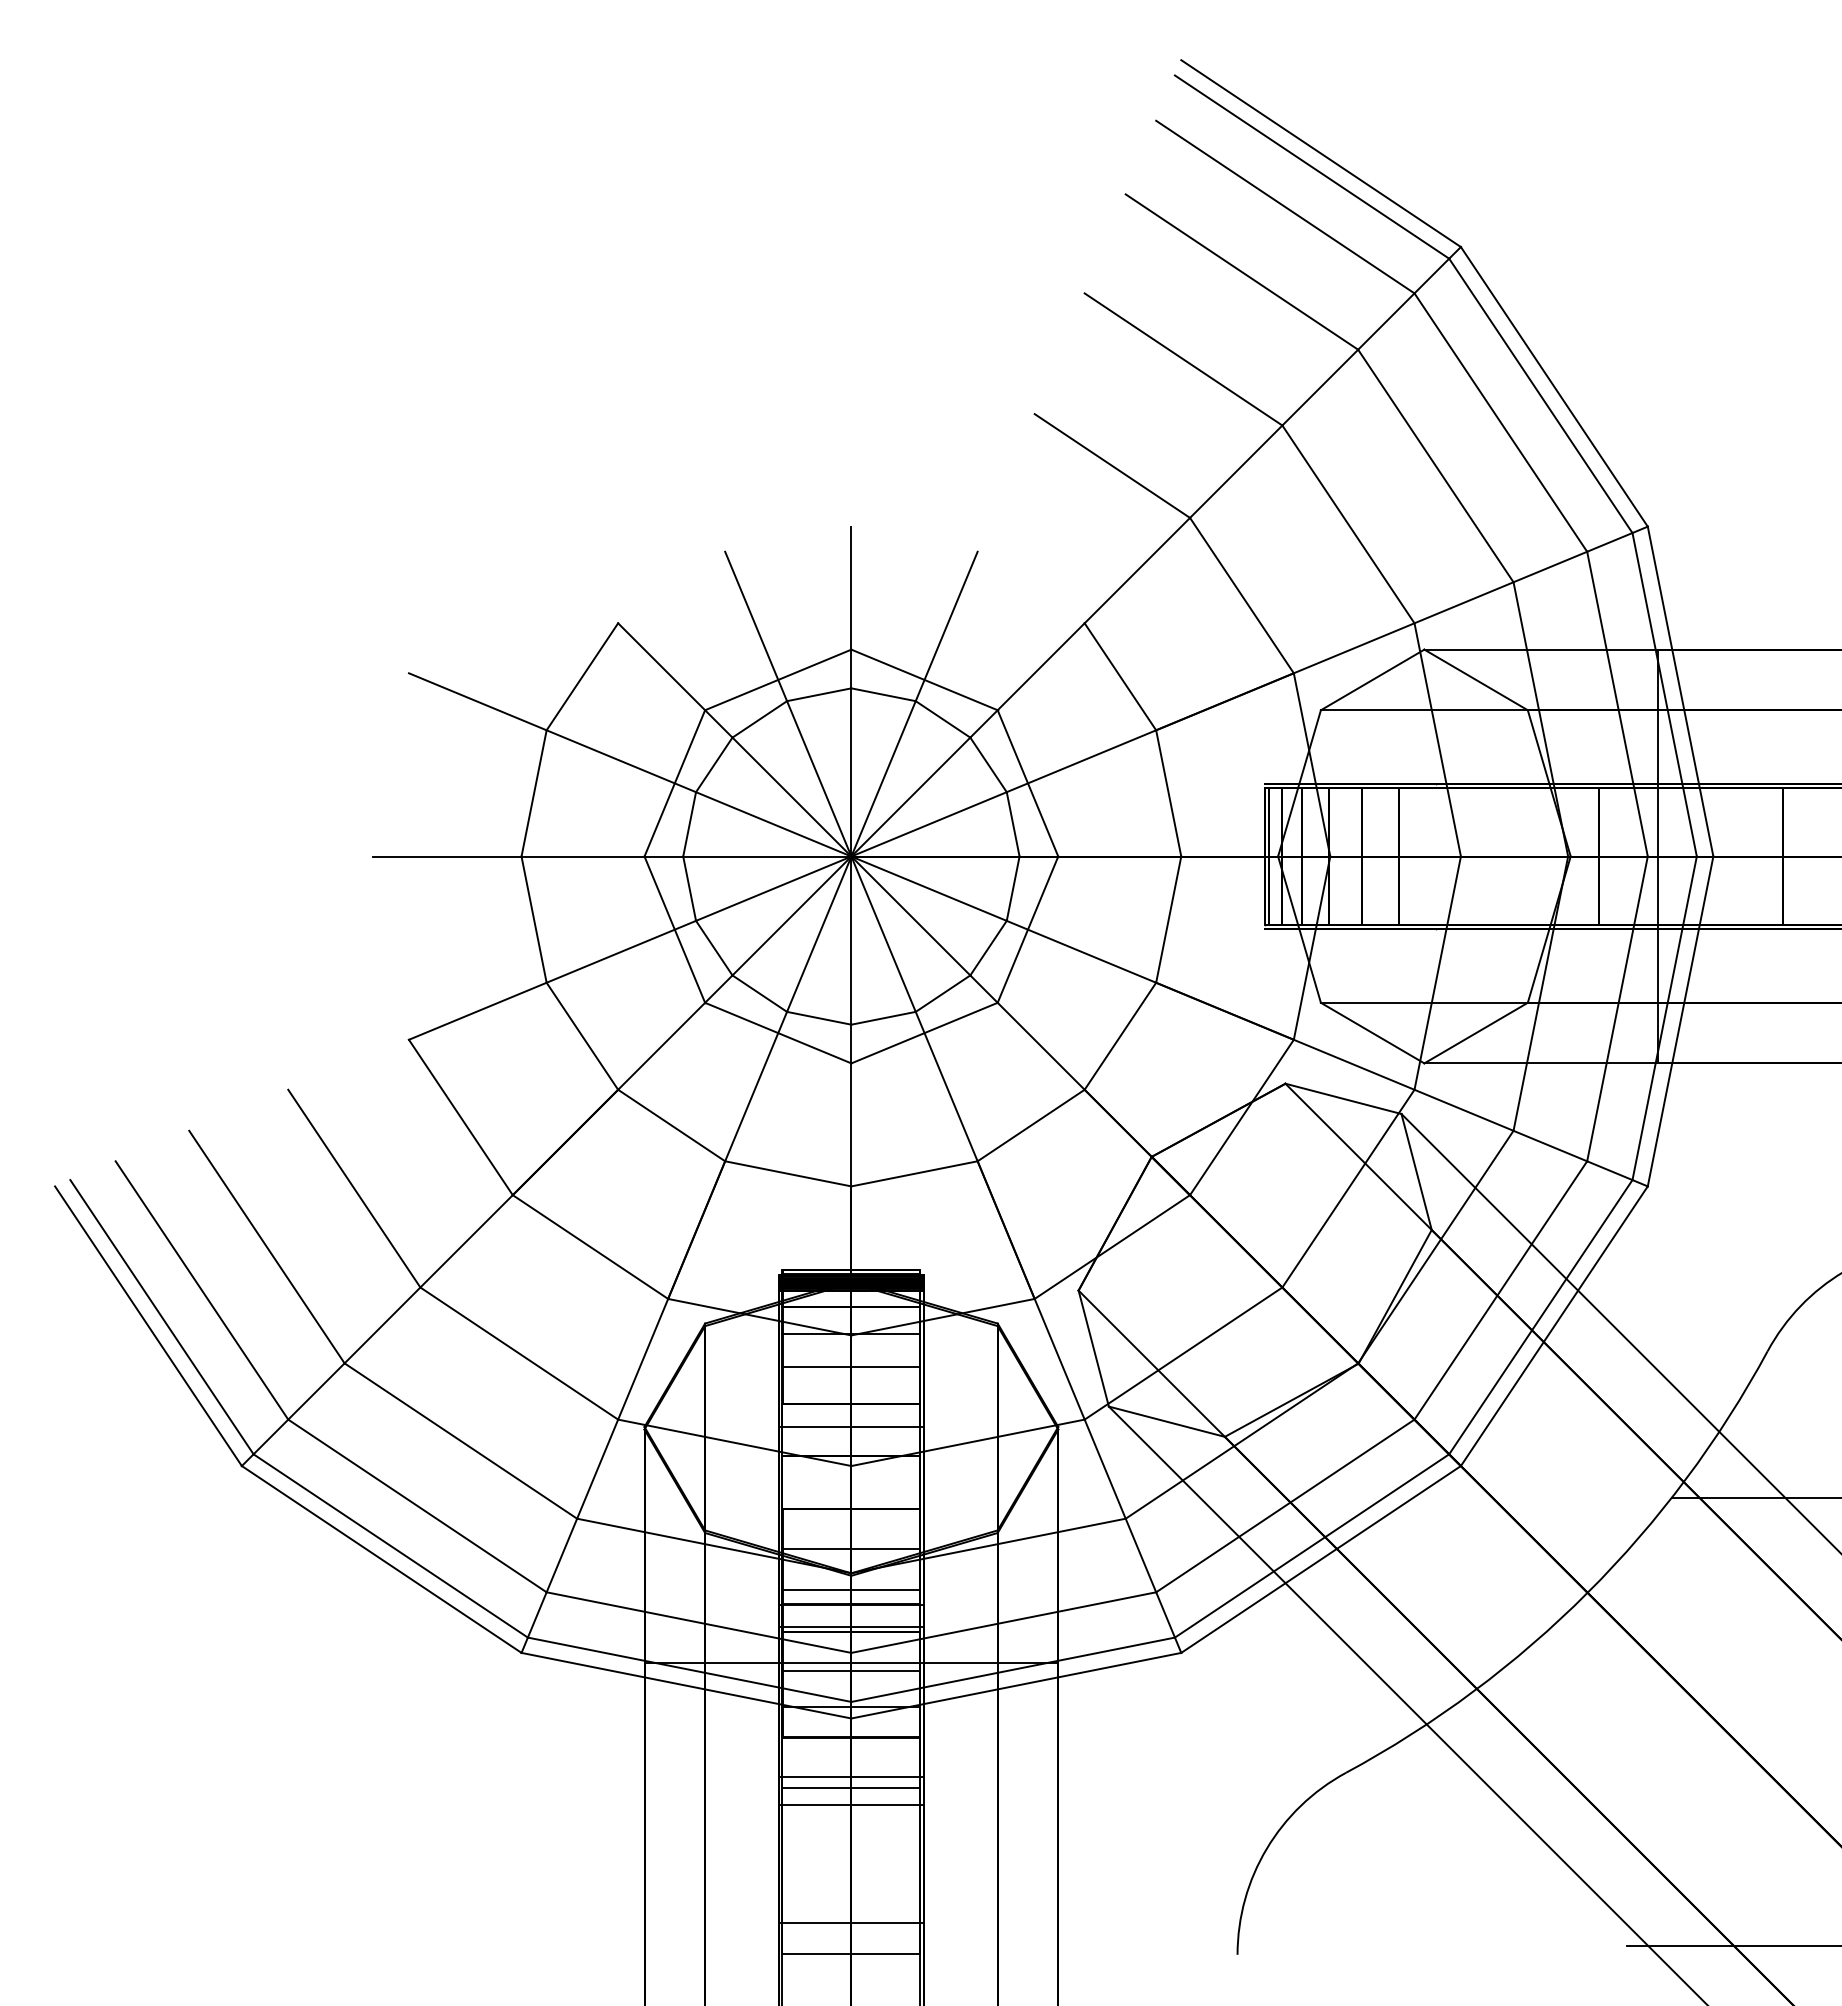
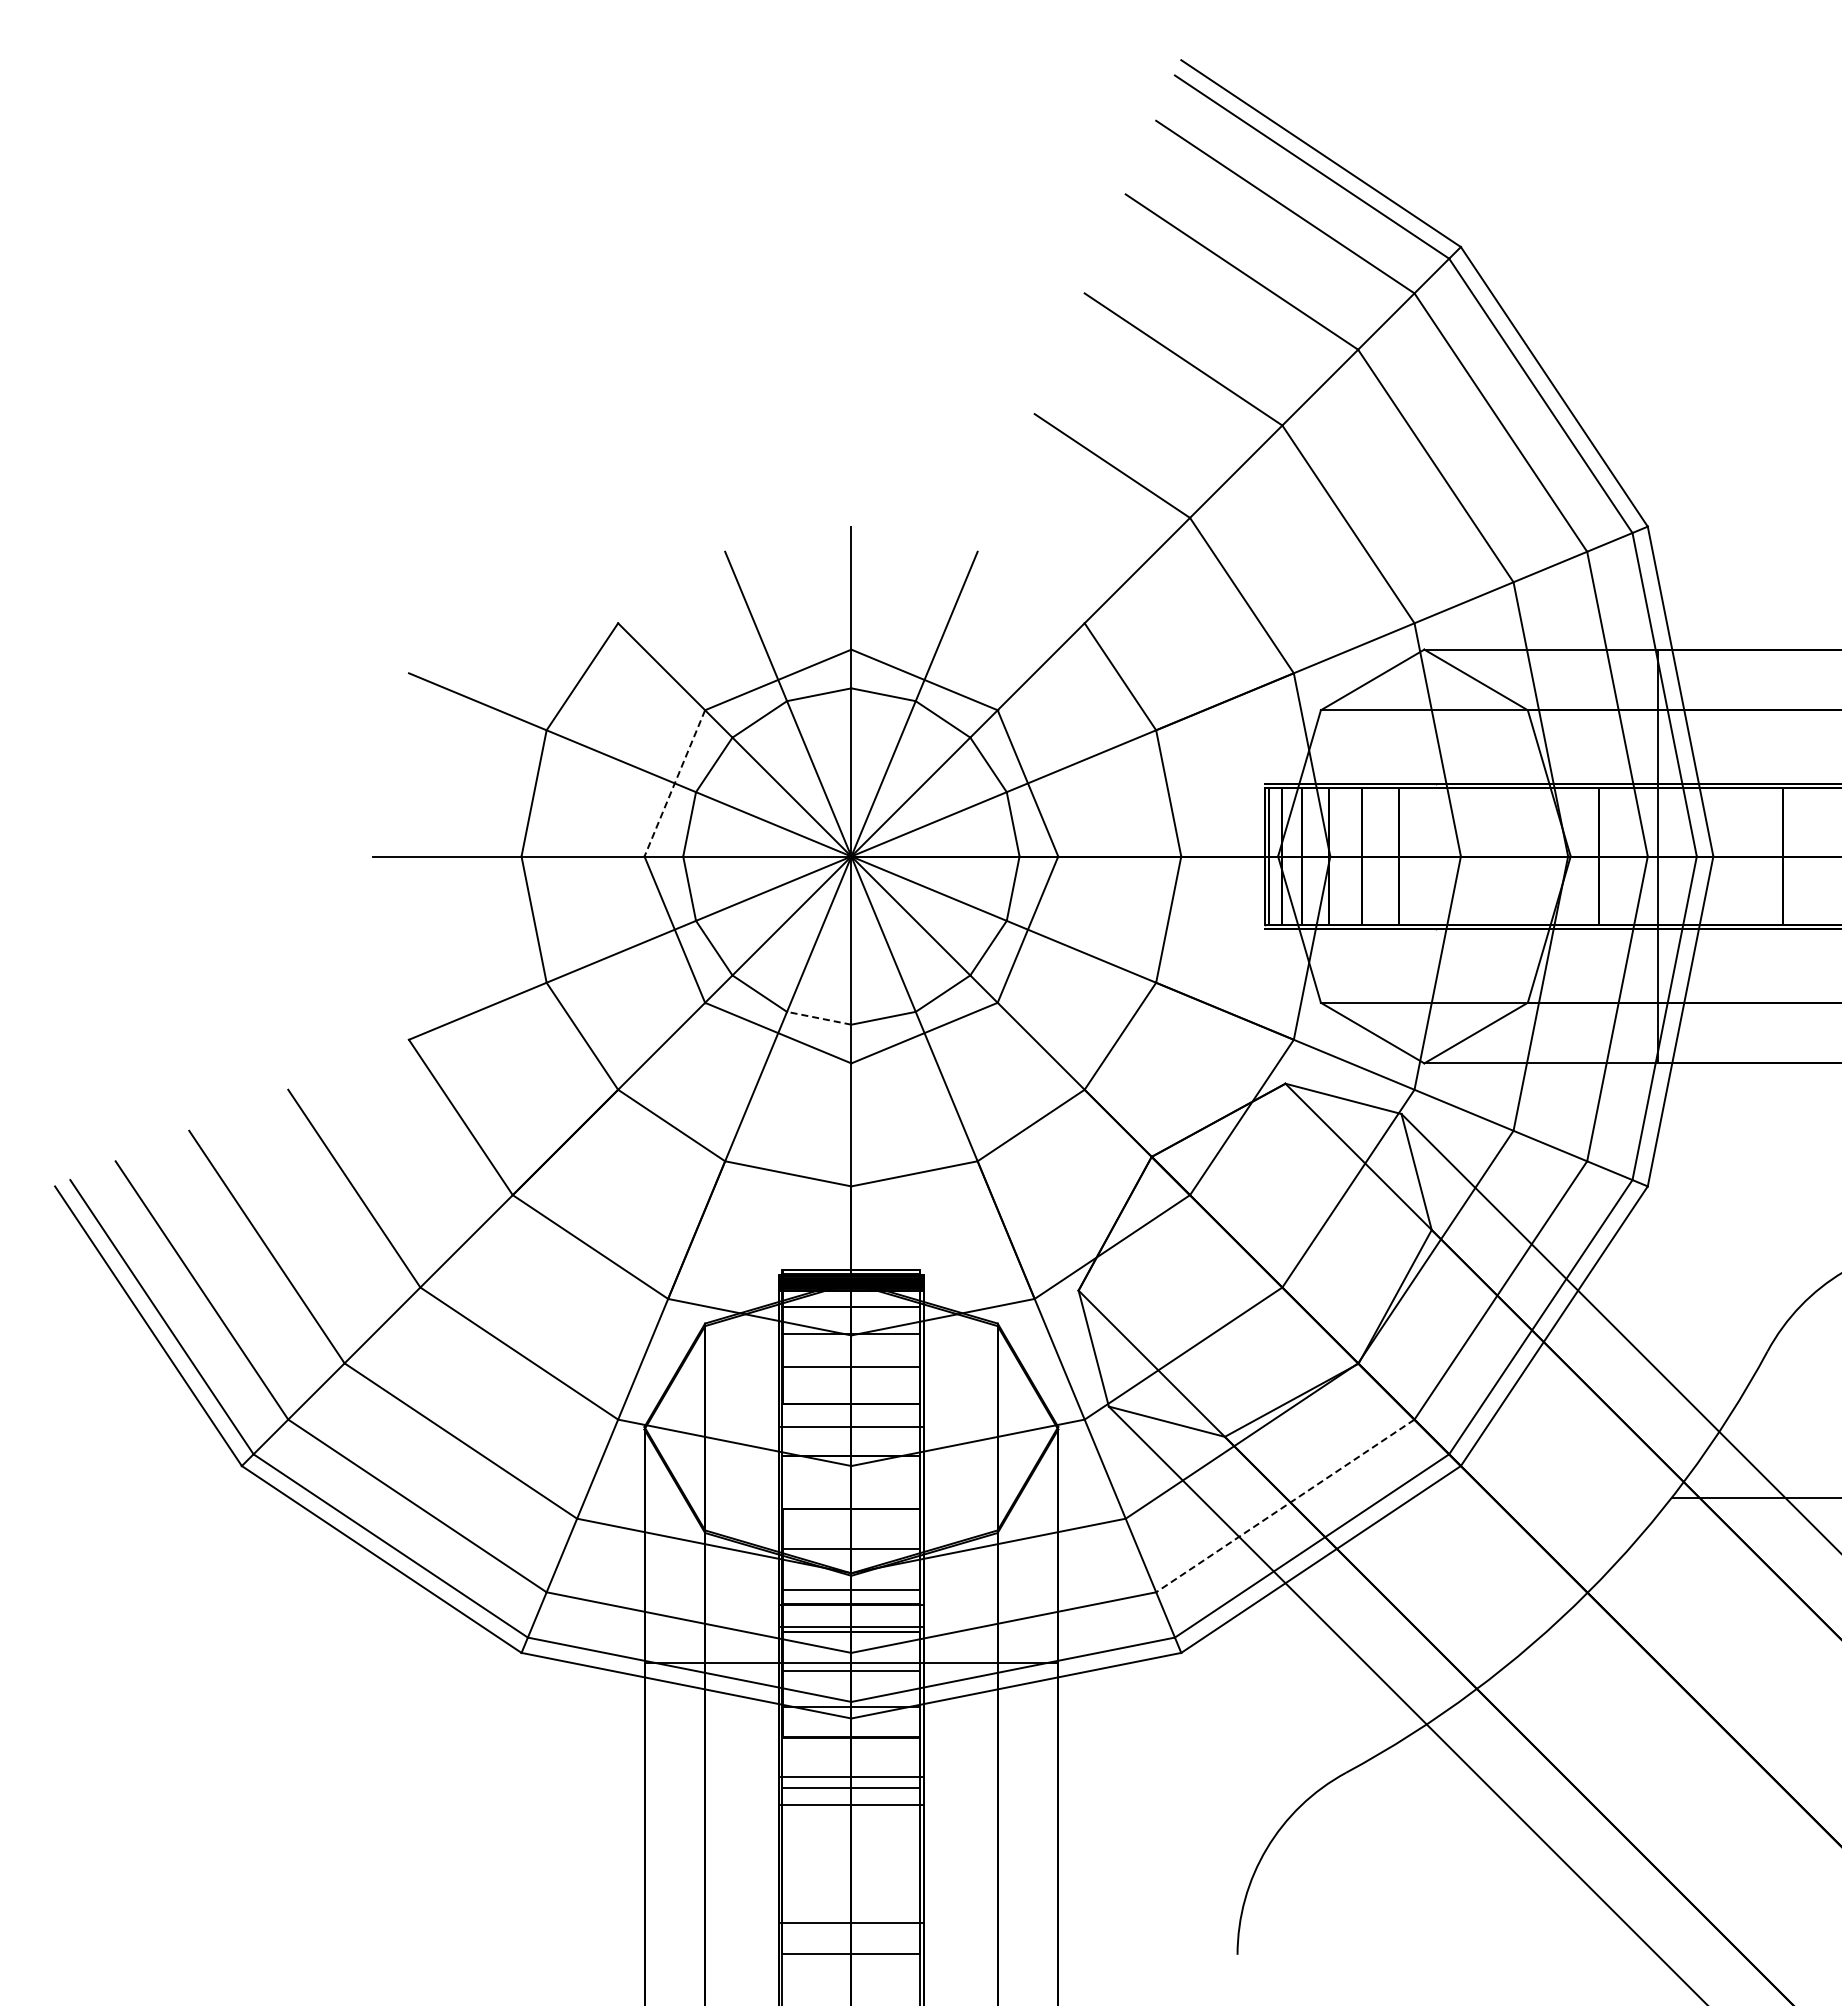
line: solid -> dashed (674, 783)
line: solid -> dashed (819, 1018)
line: solid -> dashed (1284, 1506)
line: present -> none (1732, 1945)
